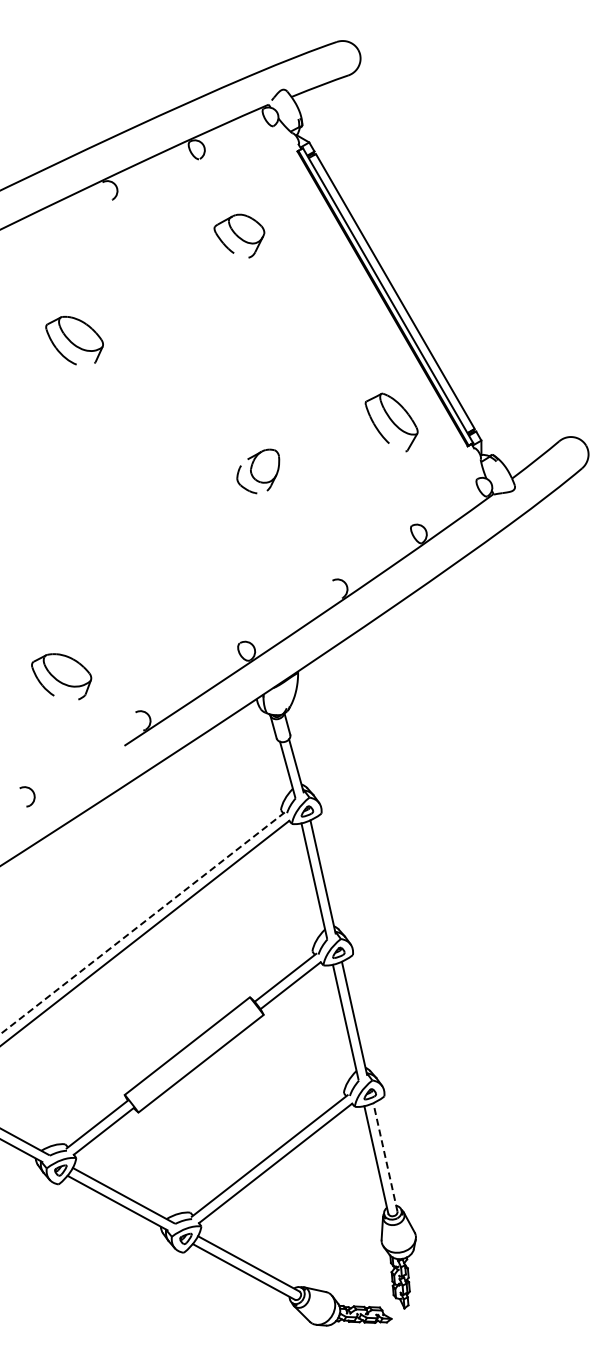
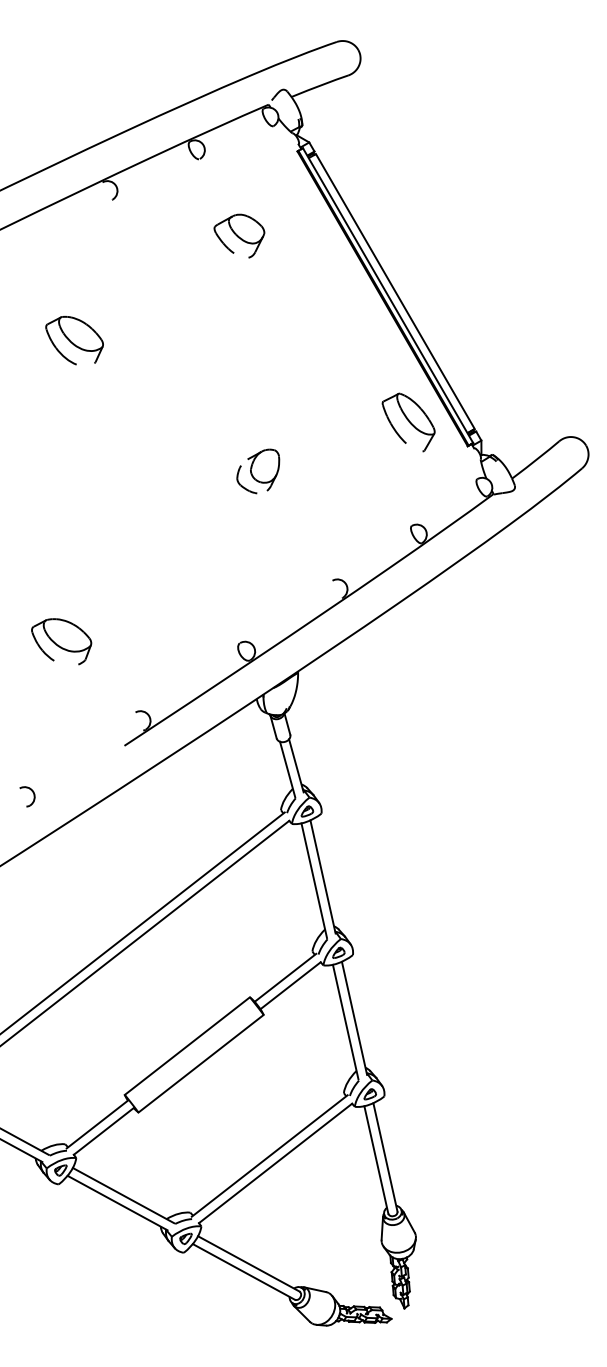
part position: (391, 422) -> (408, 422) (408, 422)
part position: (61, 676) -> (61, 641) (61, 641)
line: dashed -> solid (142, 923)
line: dashed -> solid (385, 1157)
